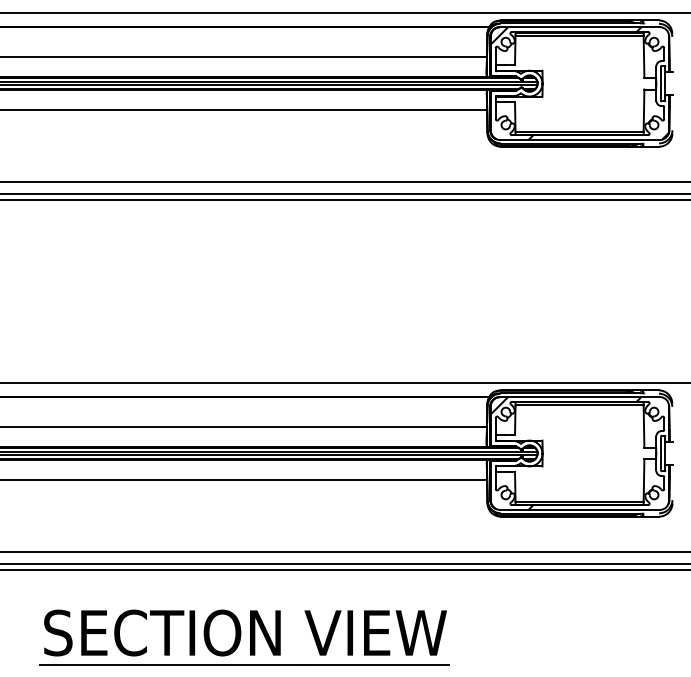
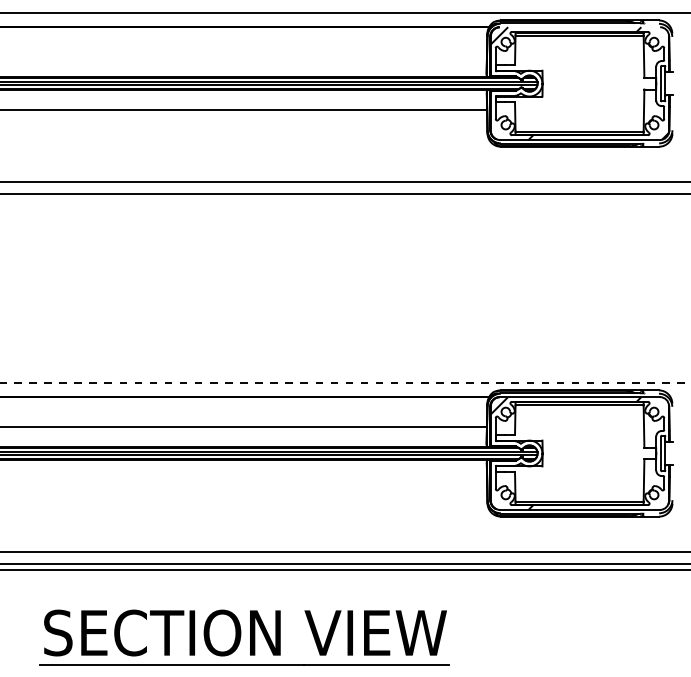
line: present -> none (579, 27)
line: present -> none (244, 56)
line: present -> none (344, 199)
line: solid -> dashed (345, 382)
line: present -> none (244, 480)
